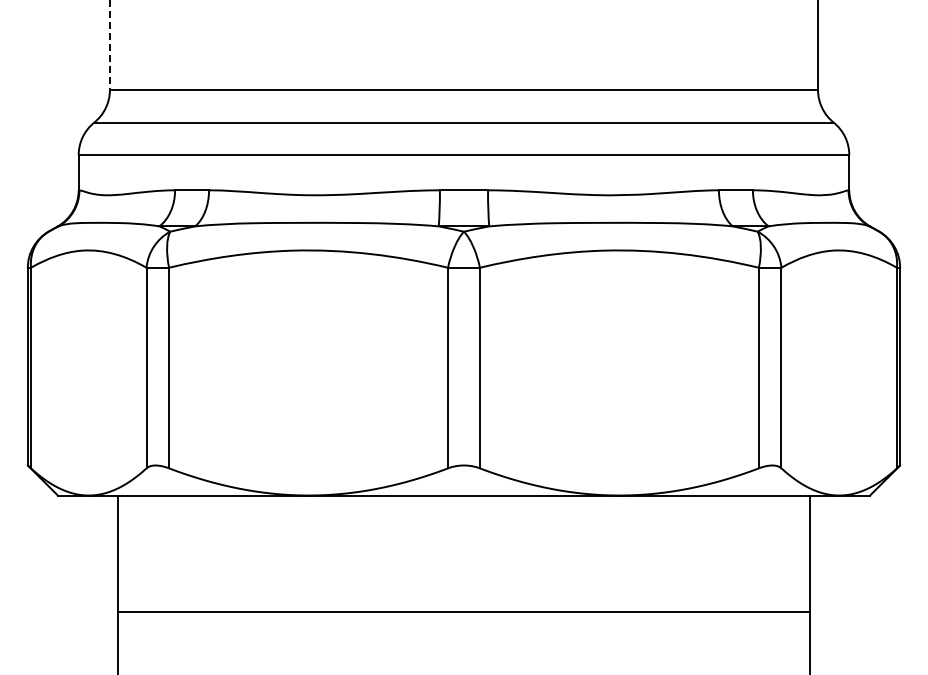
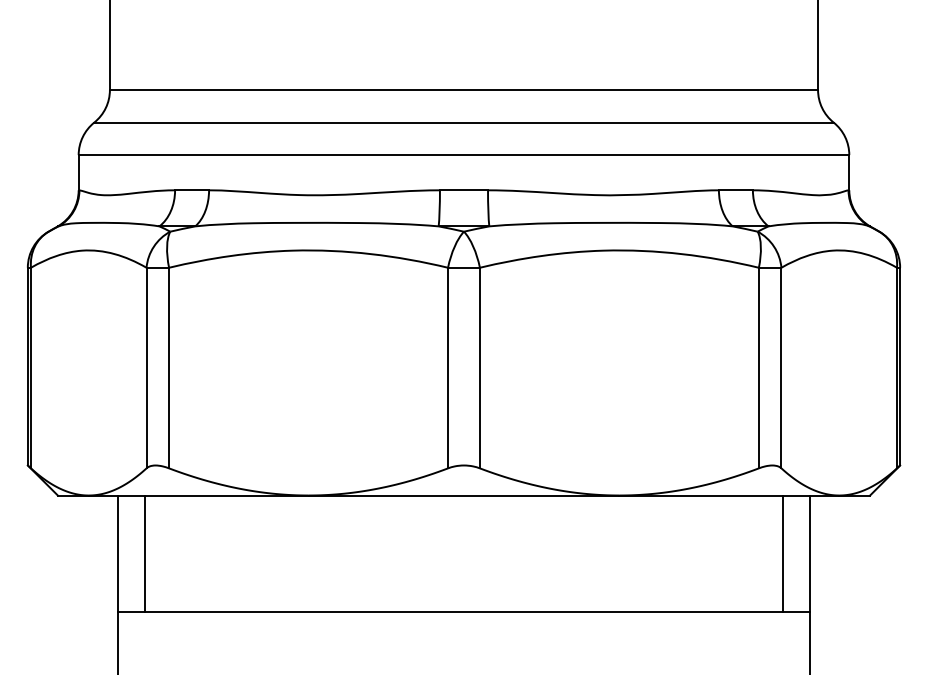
line: dashed -> solid (109, 45)
line: none -> present (144, 553)
line: none -> present (783, 553)
